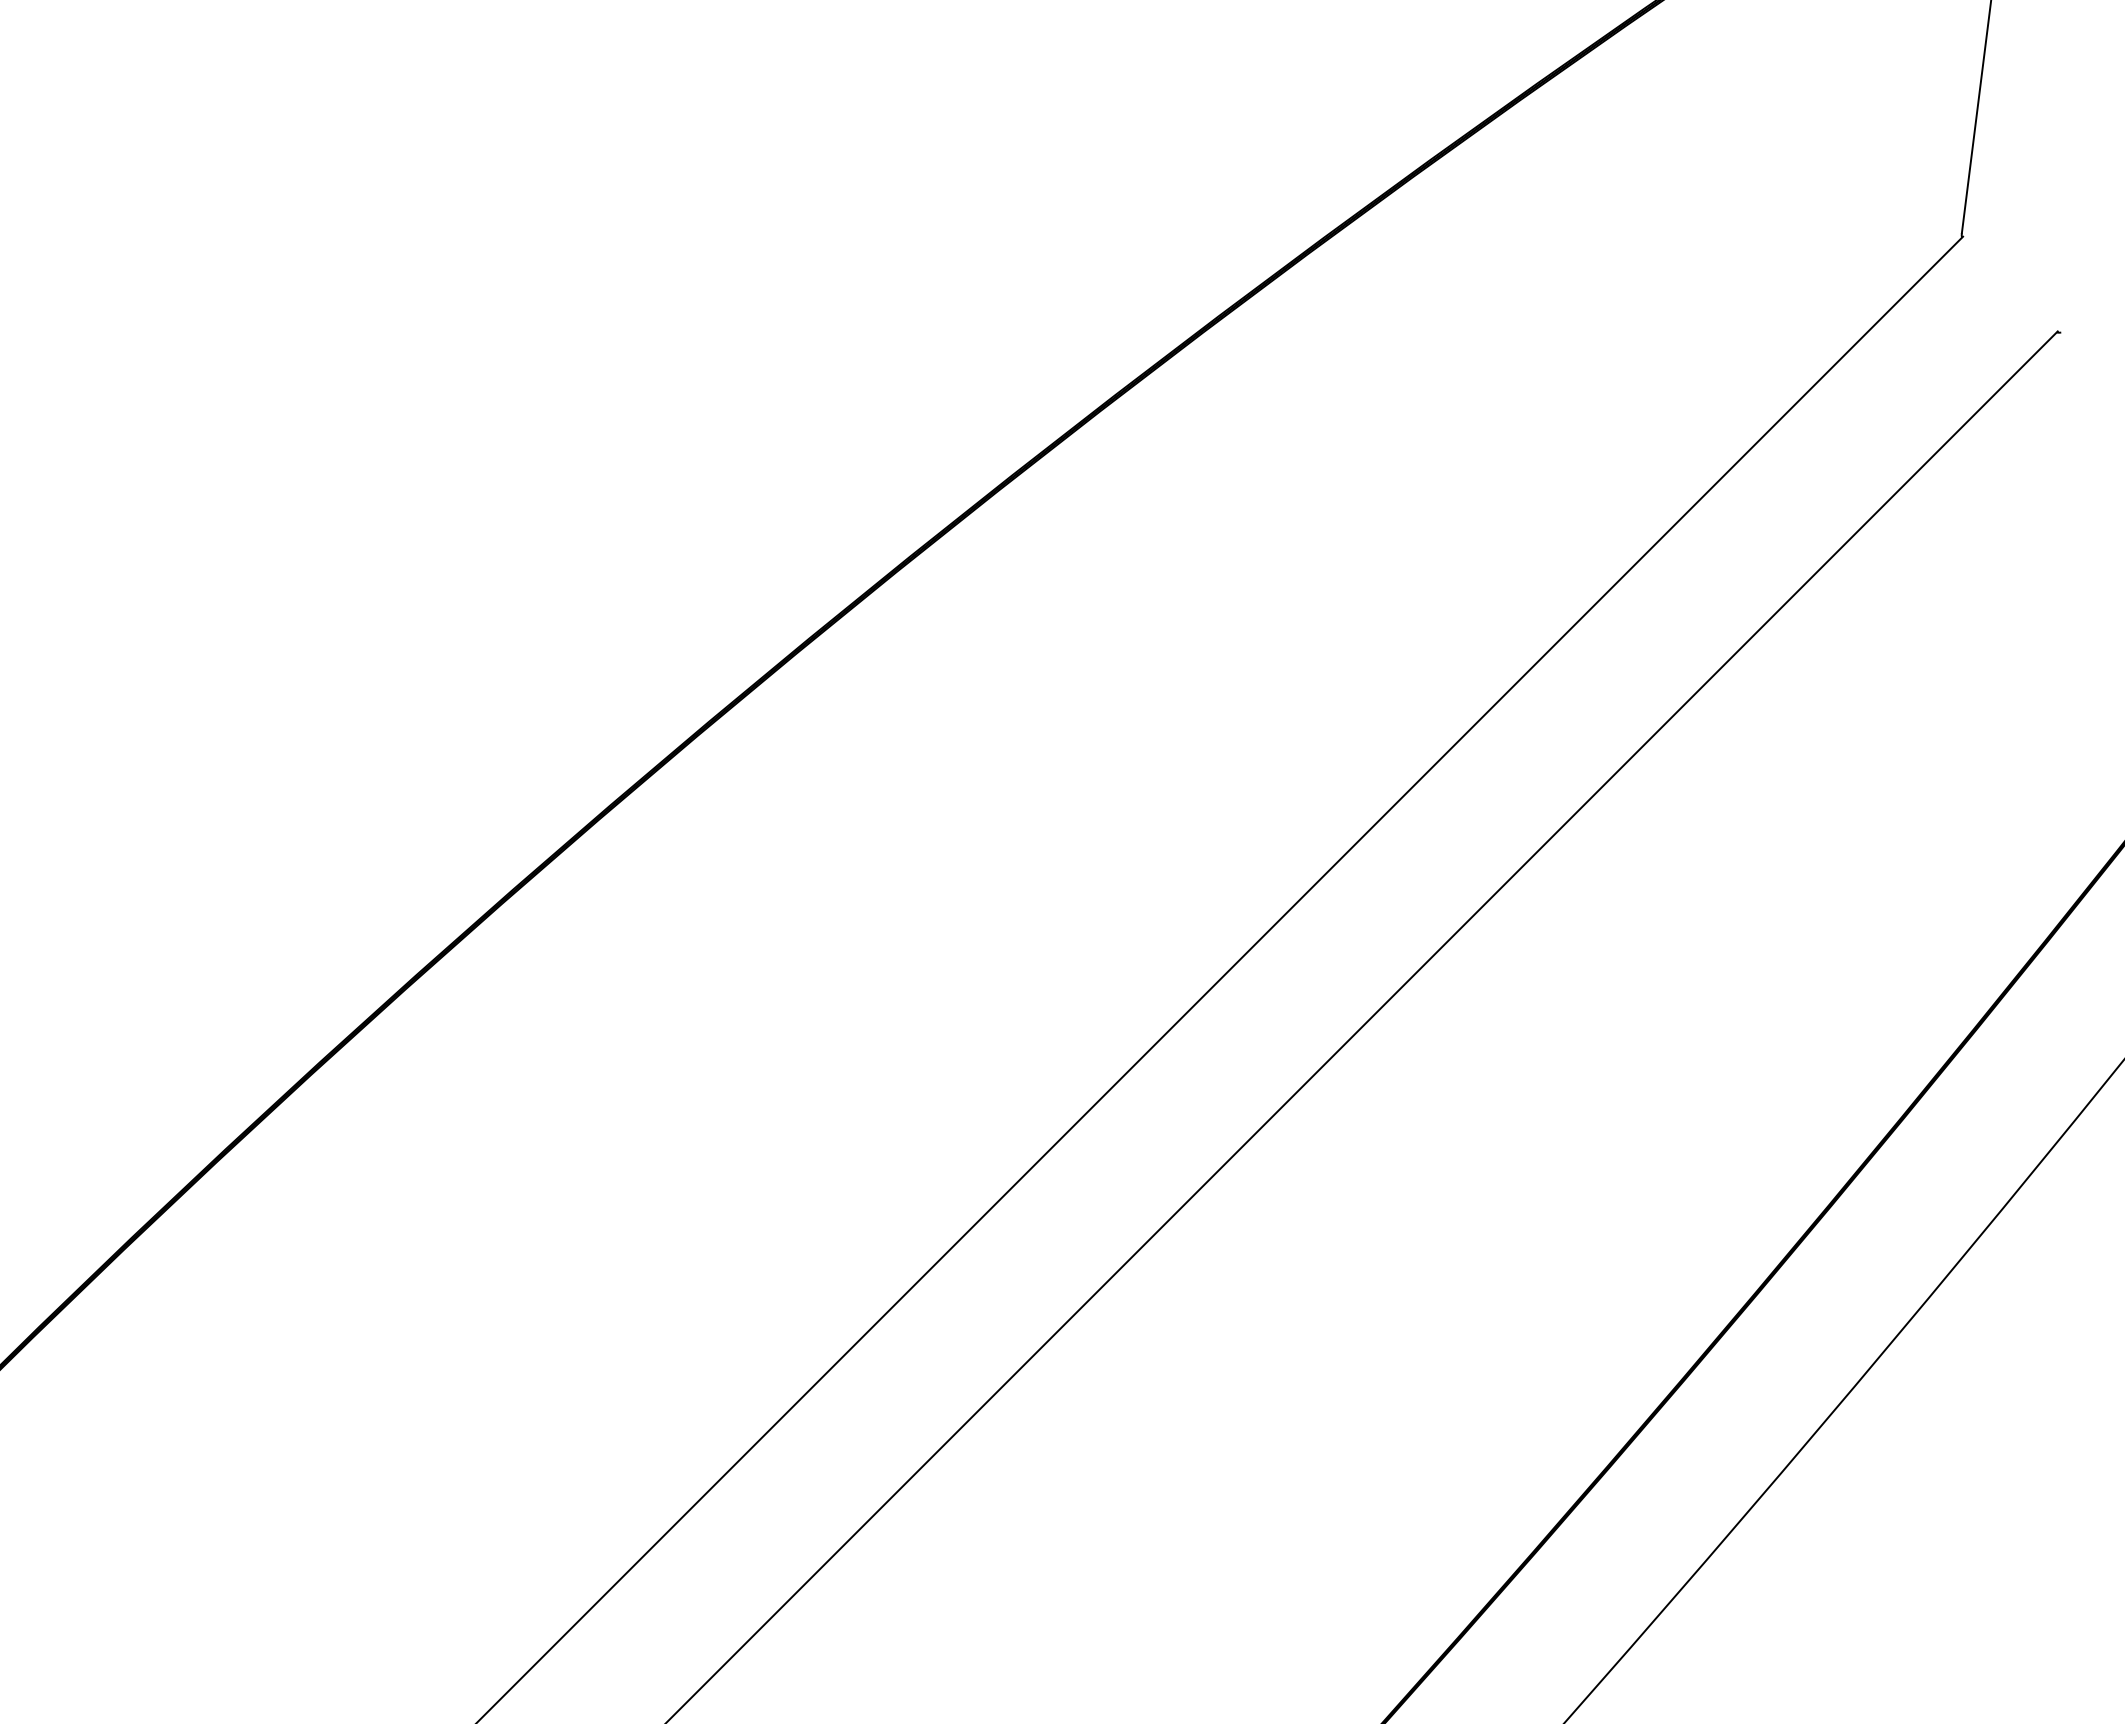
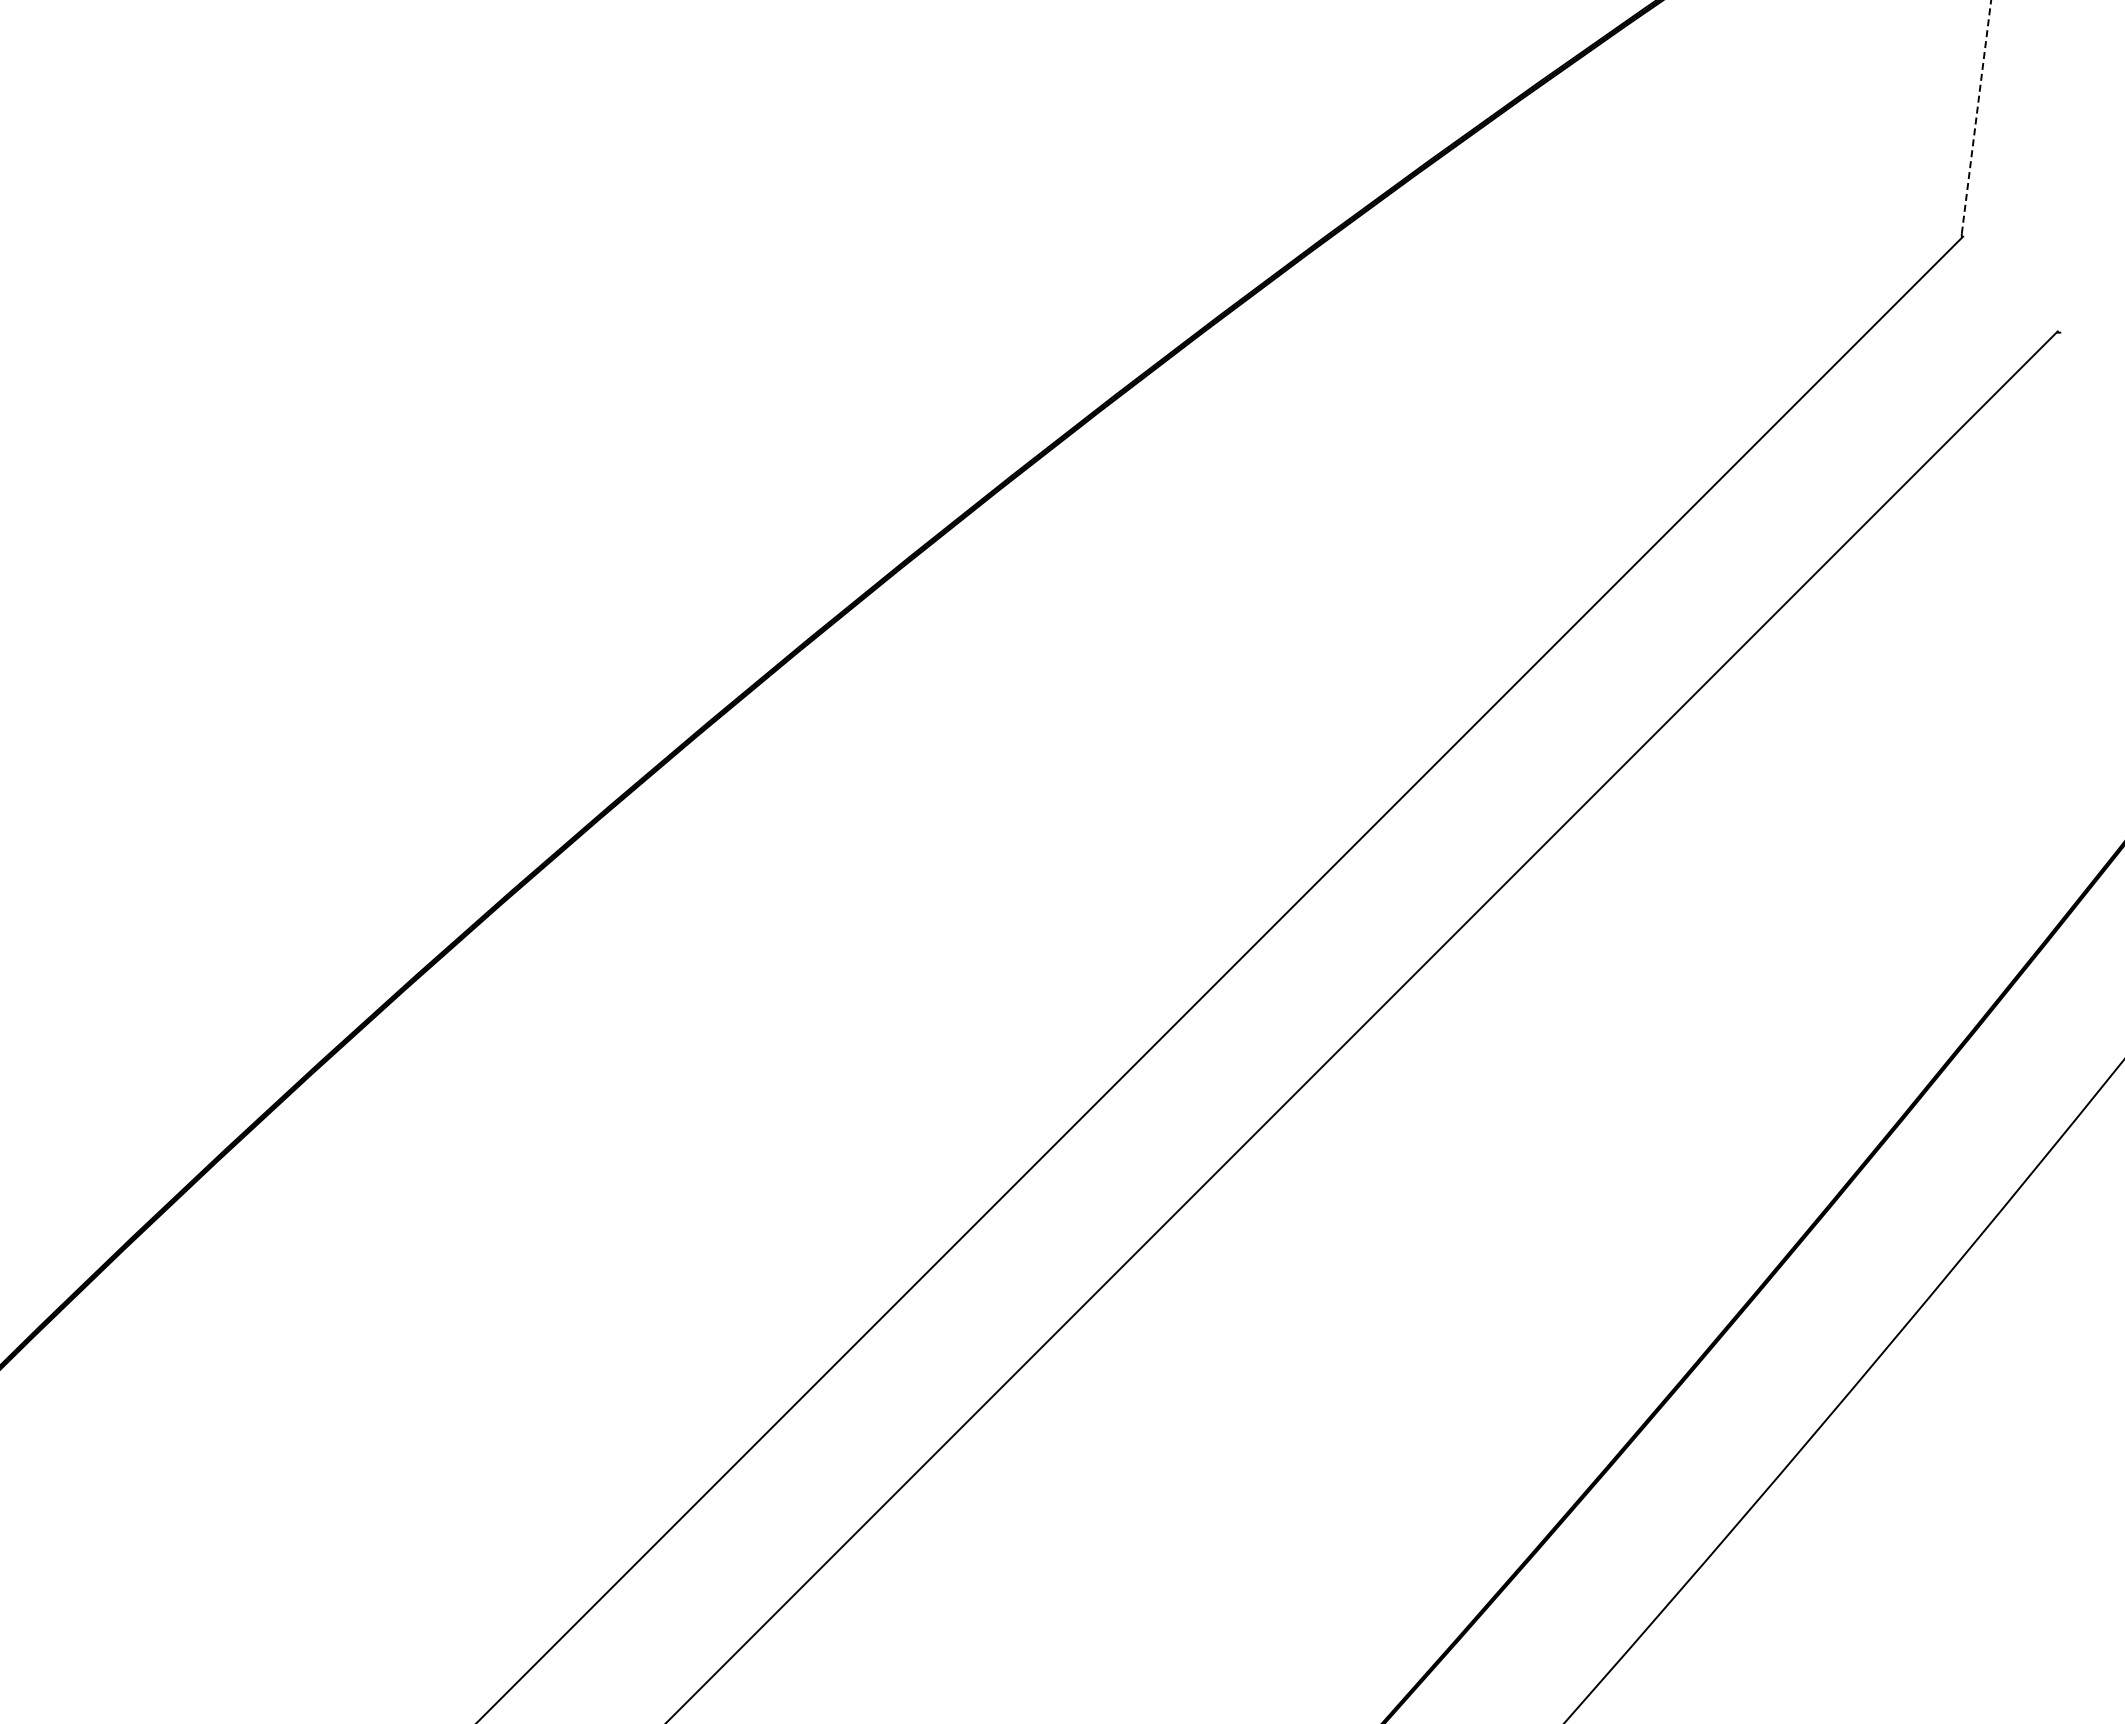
line: solid -> dashed (1976, 117)
